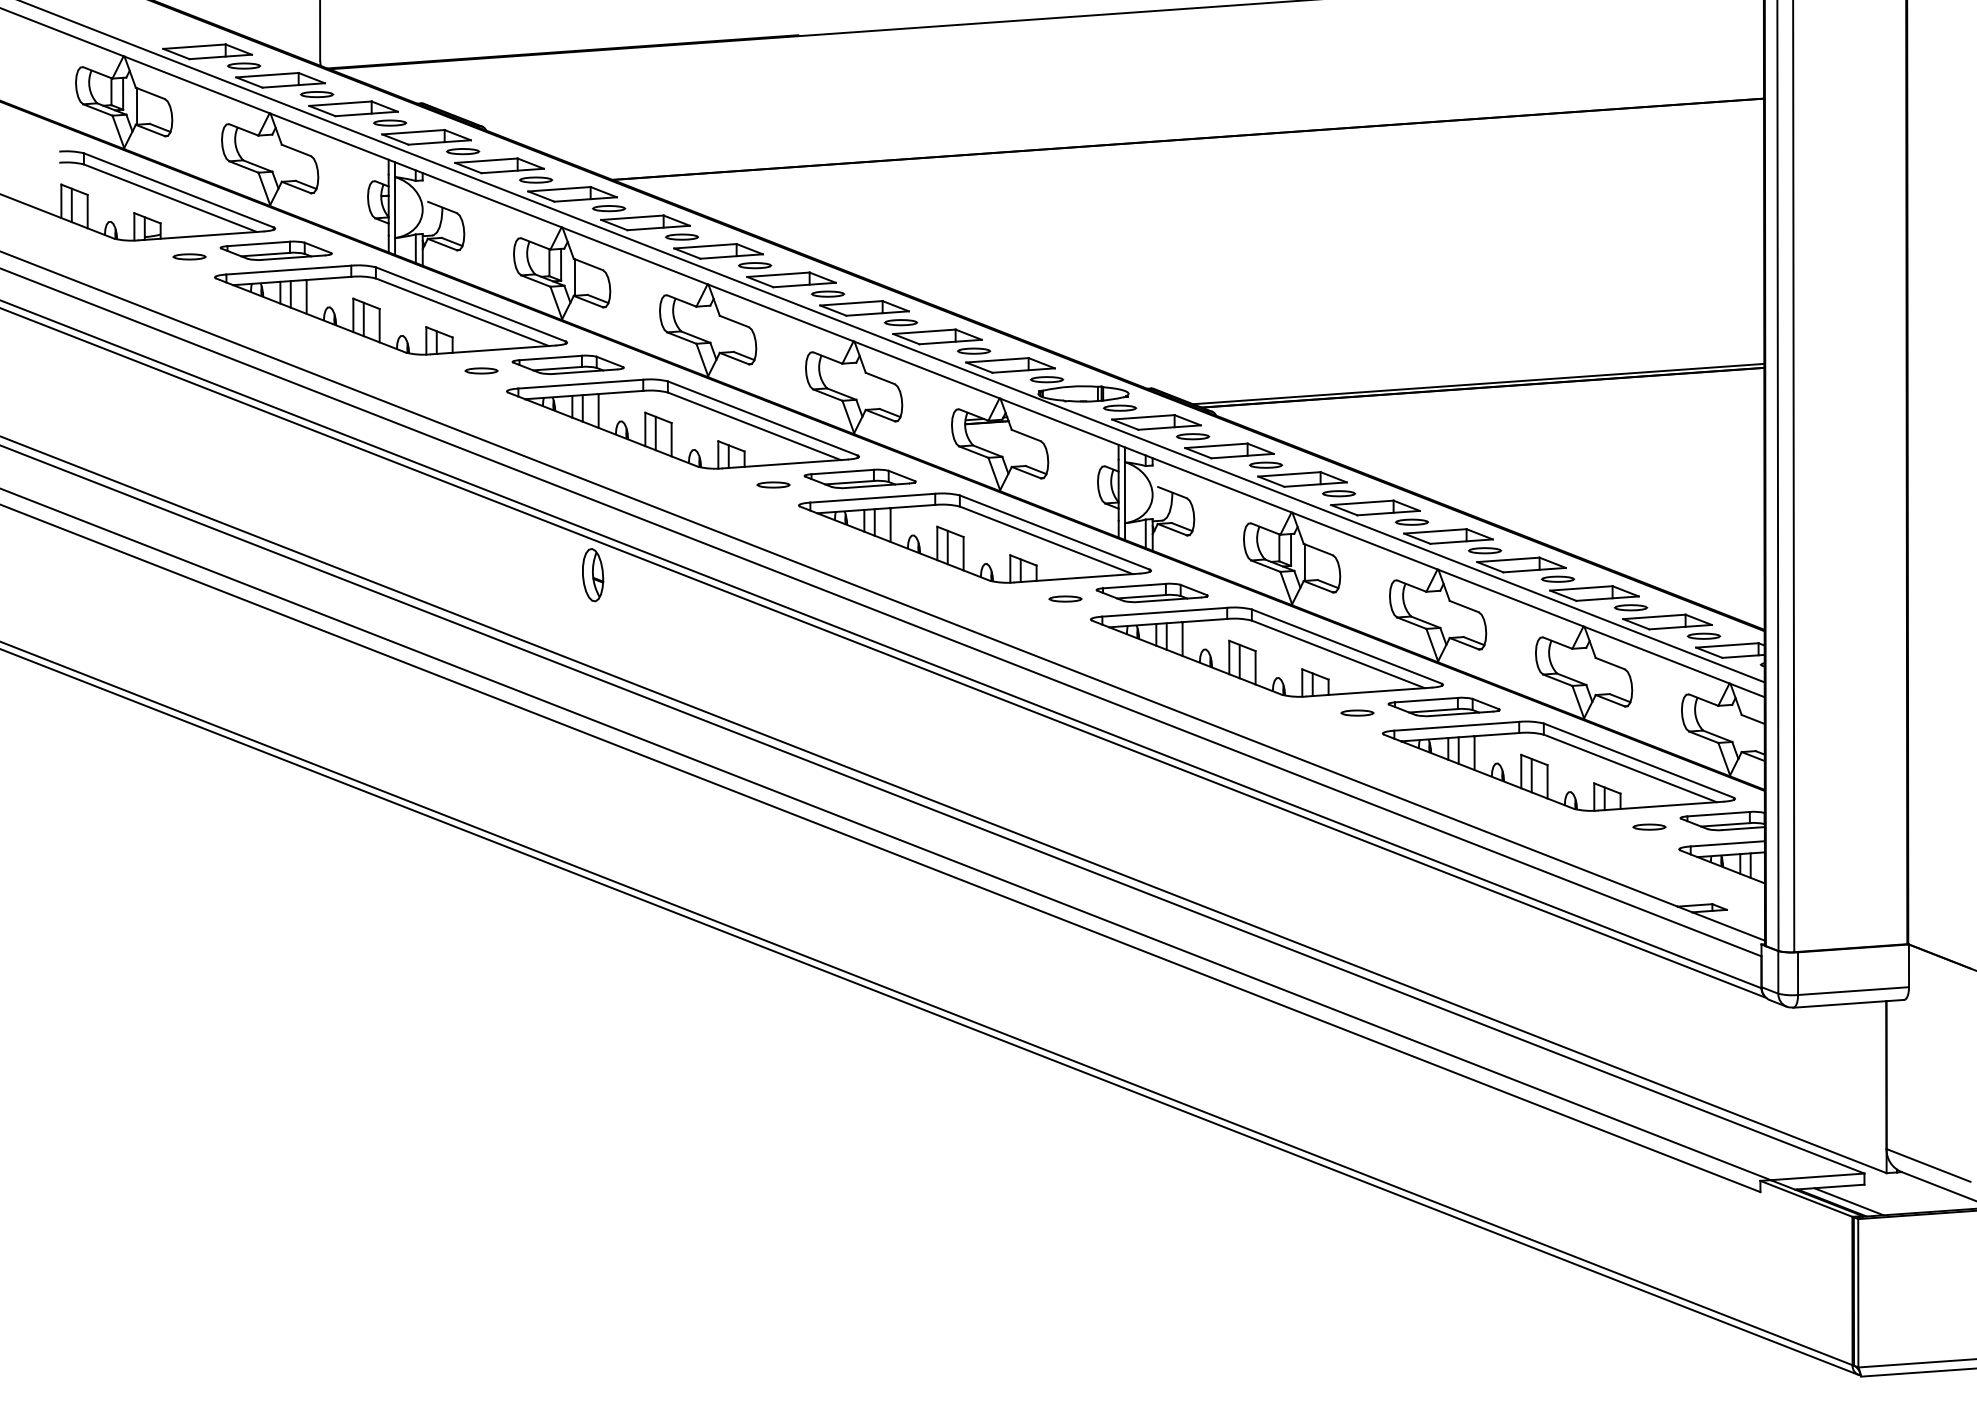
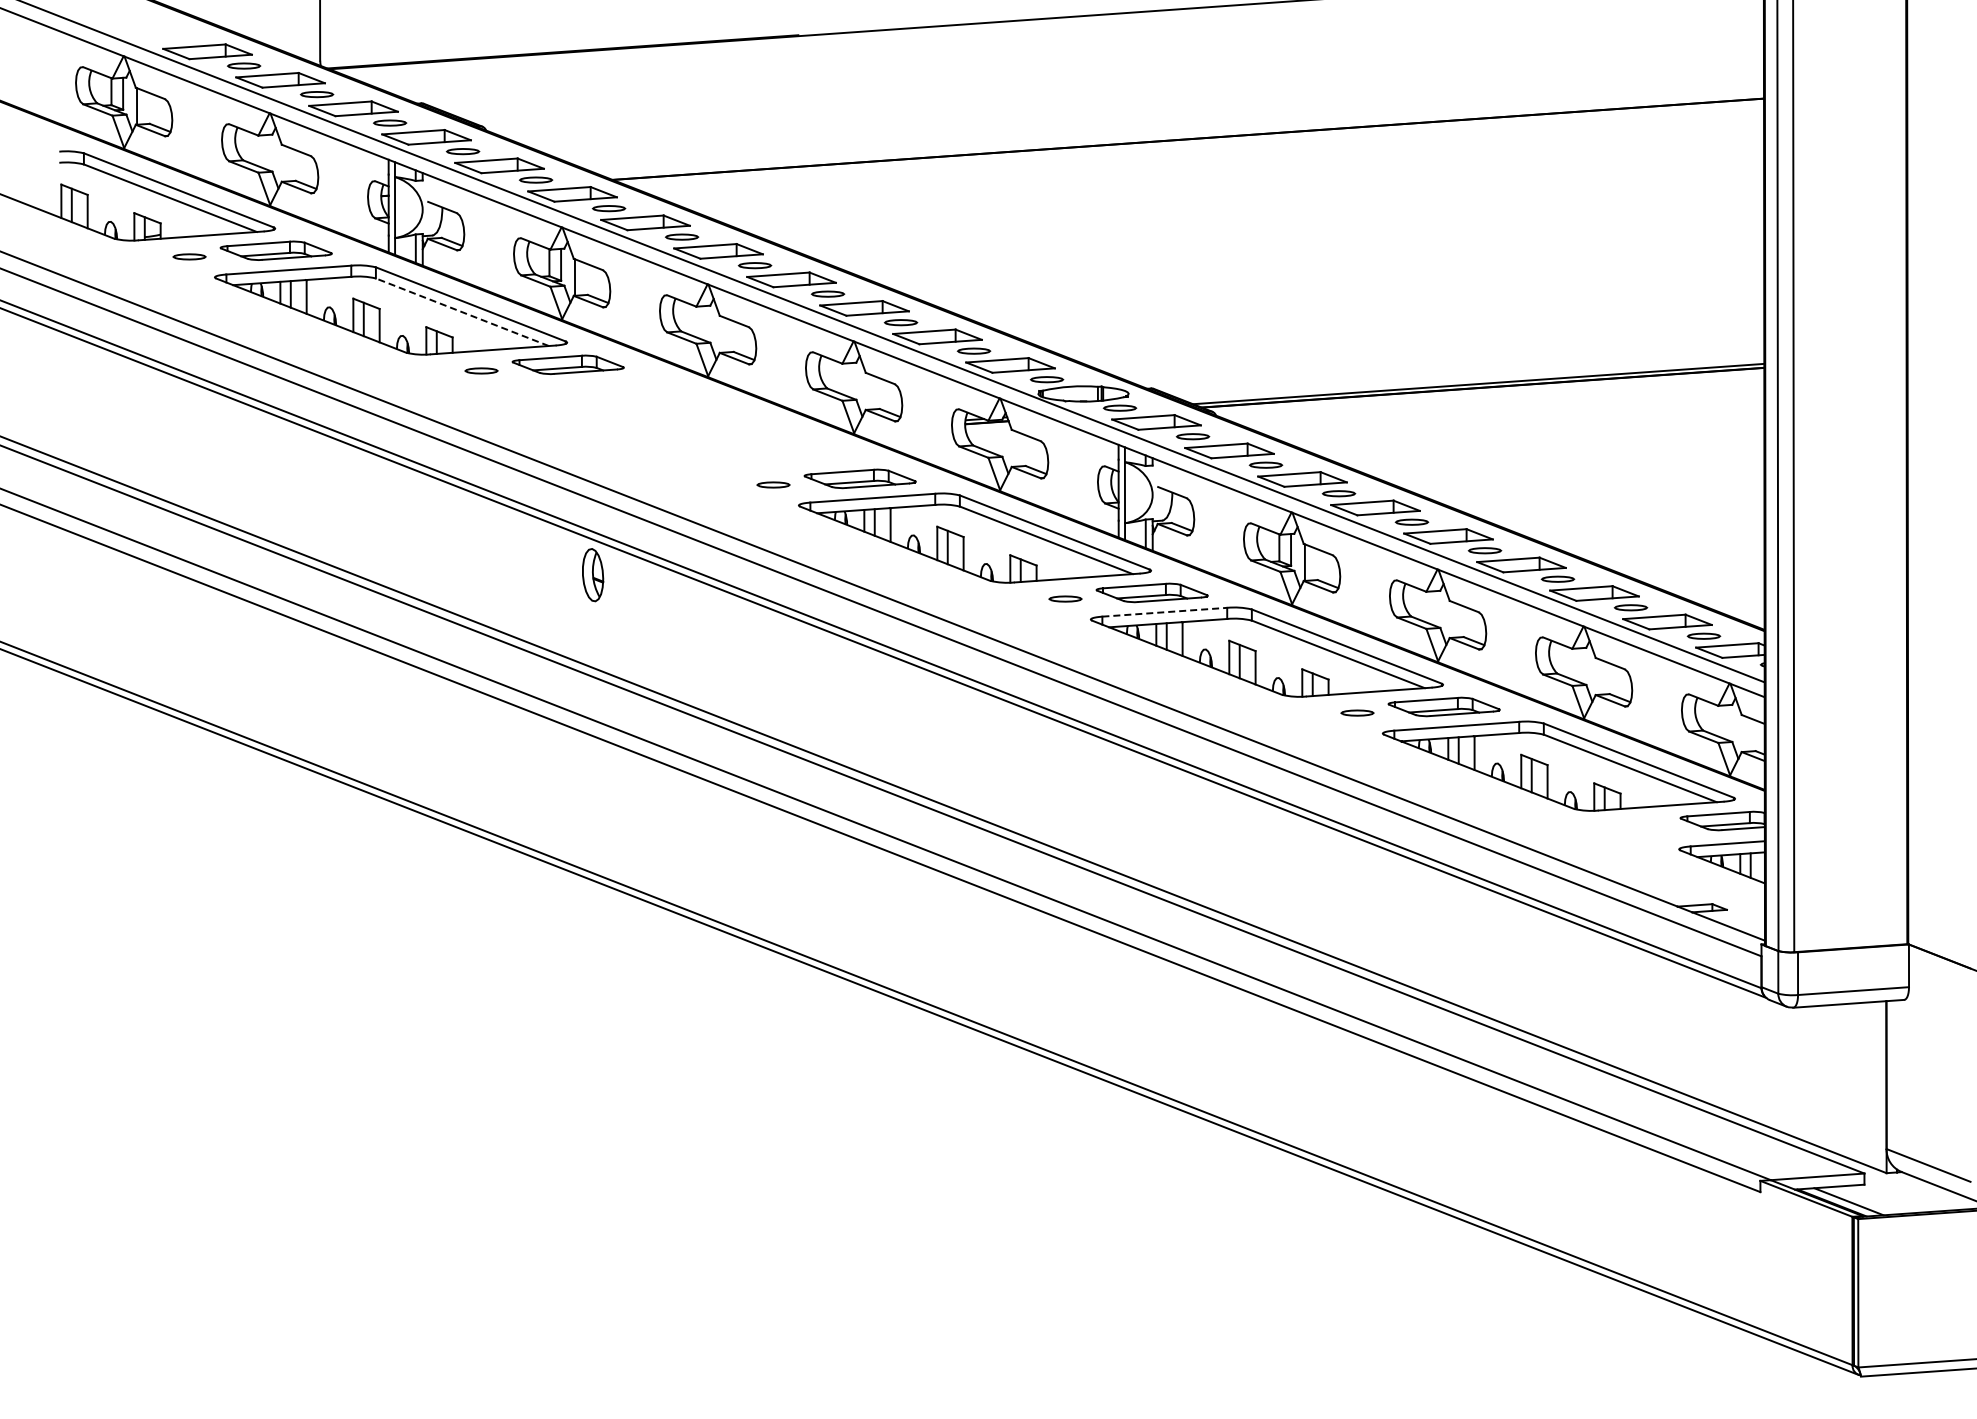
line: solid -> dashed (462, 312)
part: present -> none (683, 423)
line: solid -> dashed (1164, 612)
part: present -> none (1649, 826)
